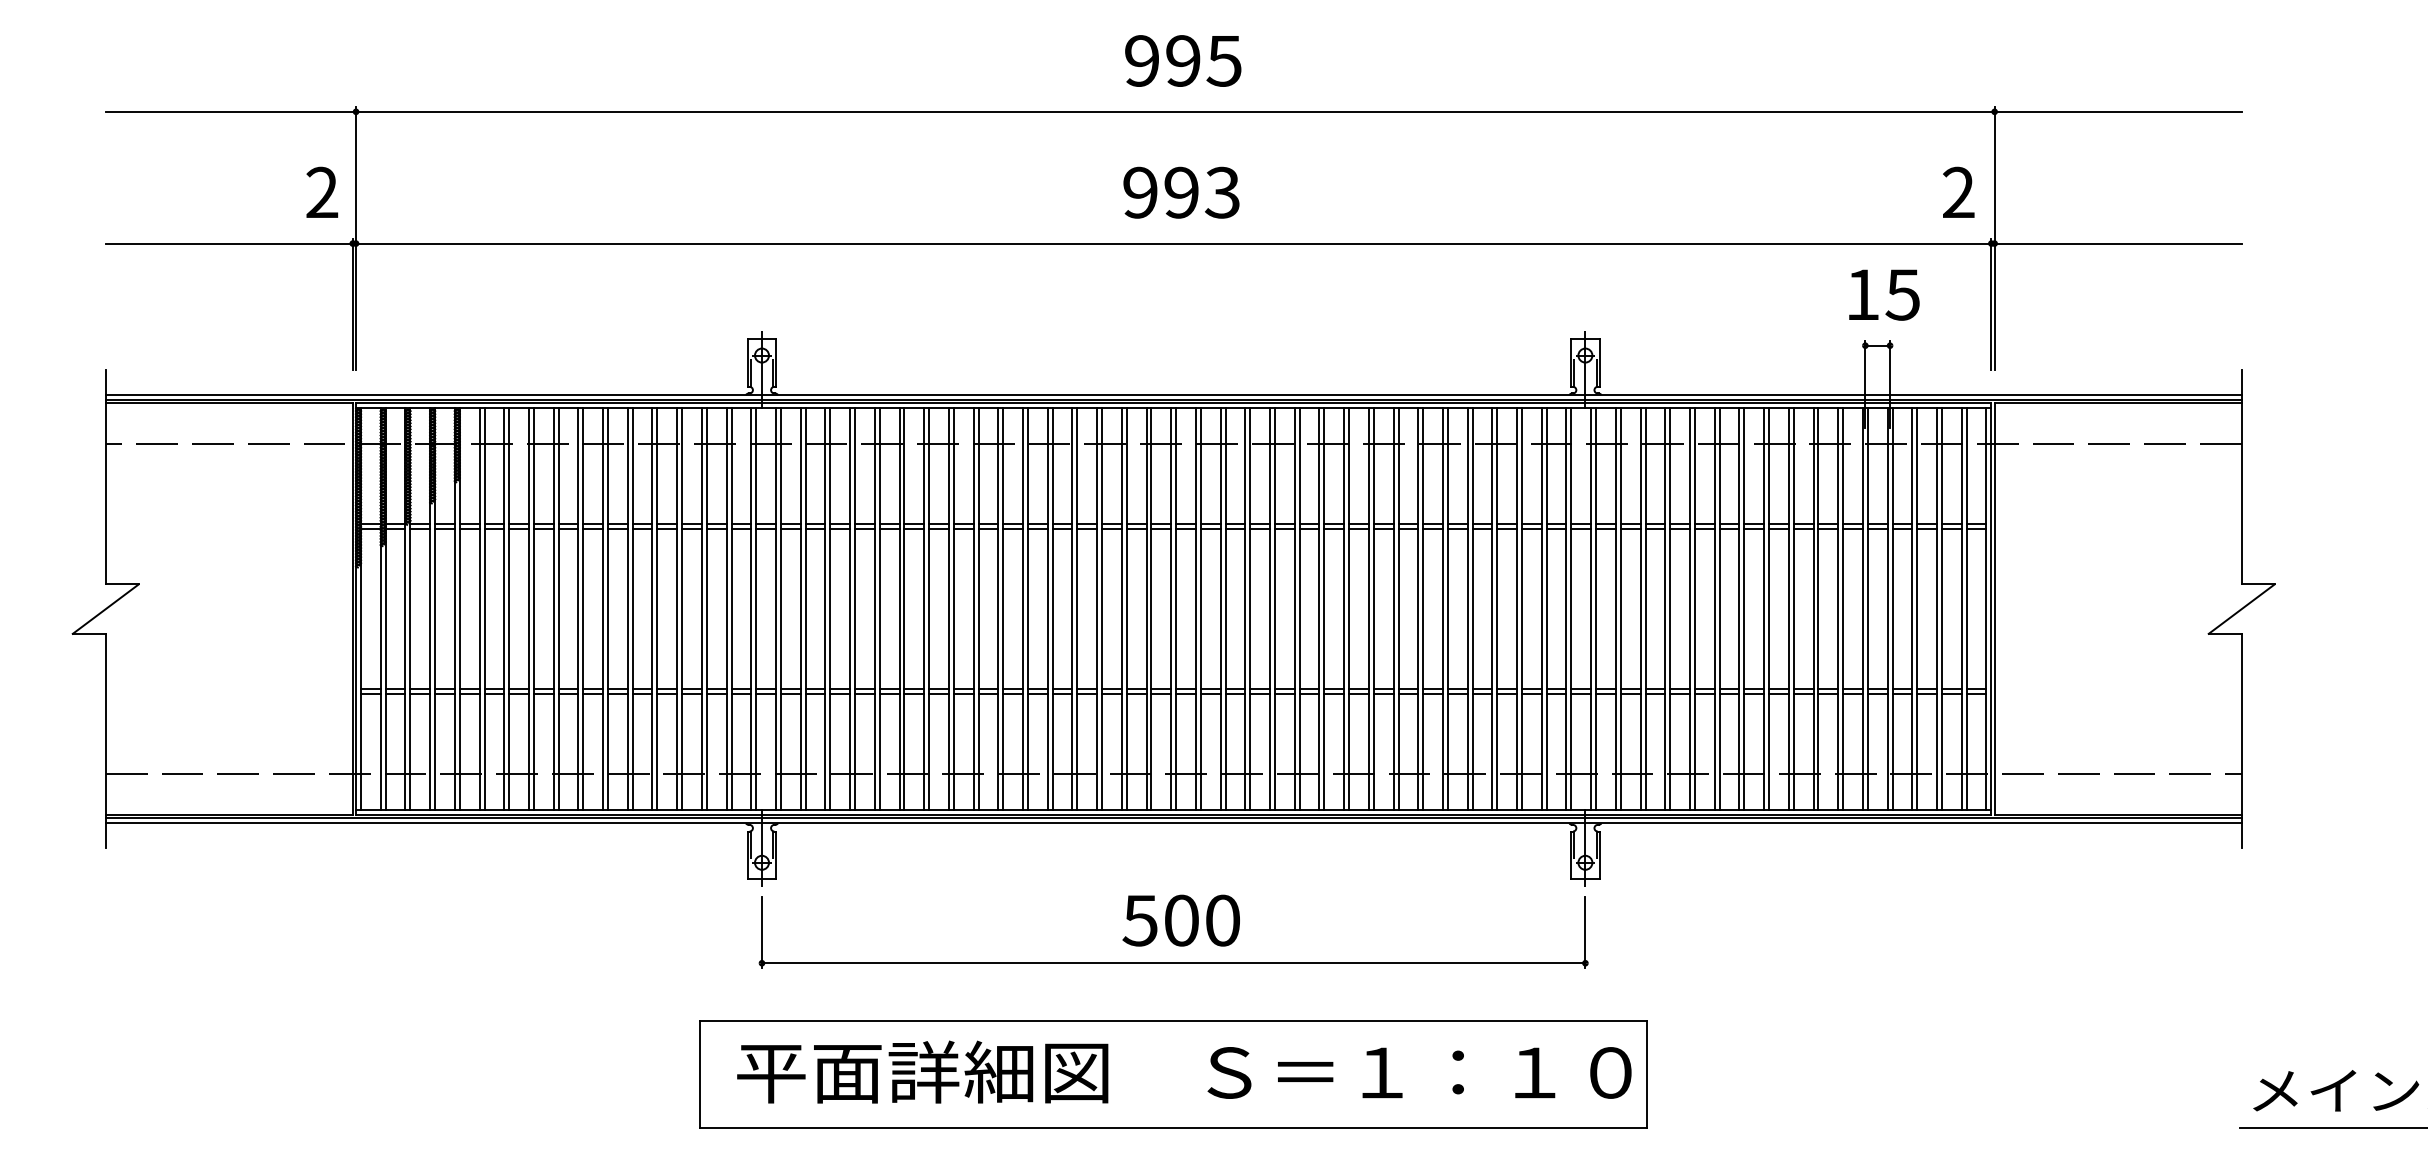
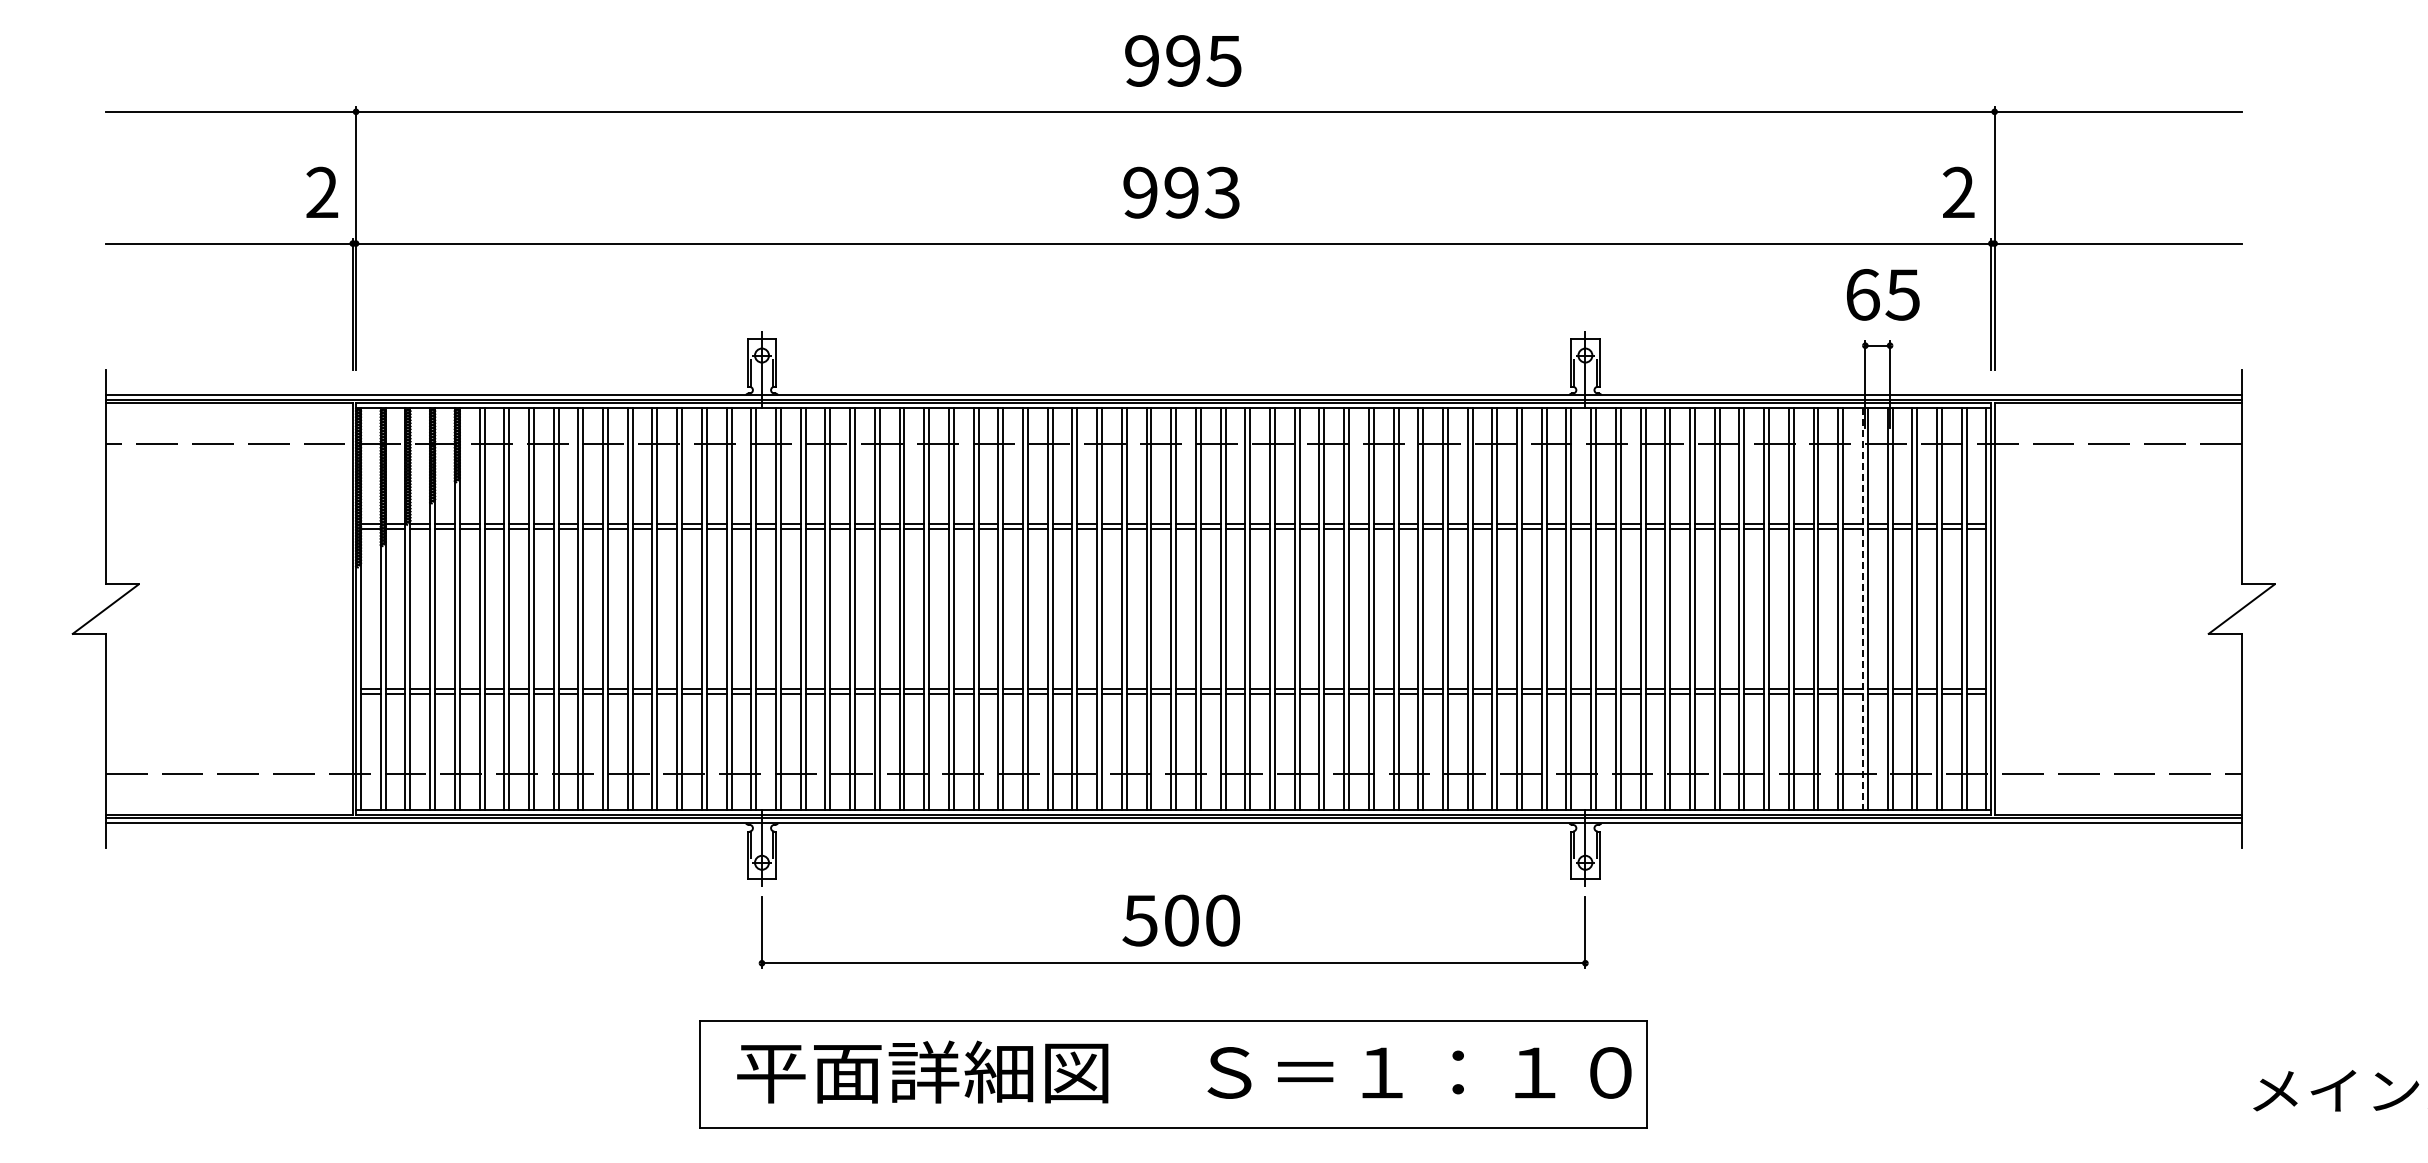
text: 15 -> 65 (1863, 294)
line: solid -> dashed (1862, 609)
line: present -> none (2332, 1127)
